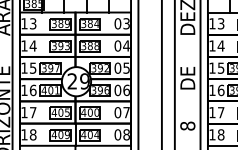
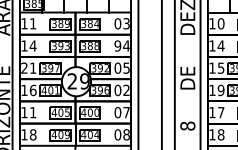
text: 13 -> 11 (32, 23)
text: 13 -> 10 (220, 23)
text: 04 -> 94 (117, 45)
text: 15 -> 21 (28, 67)
text: 06 -> 02 (126, 90)
text: 16 -> 19 (220, 90)
text: 17 -> 11 (33, 112)
